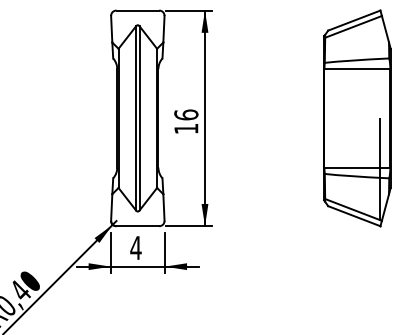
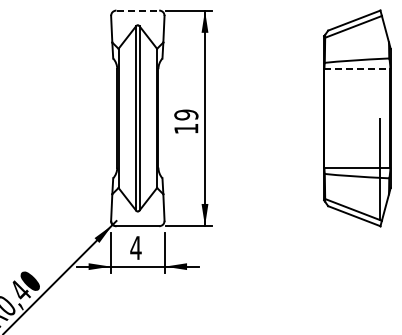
line: solid -> dashed (138, 10)
line: solid -> dashed (357, 69)
text: 16 -> 19 (186, 114)
